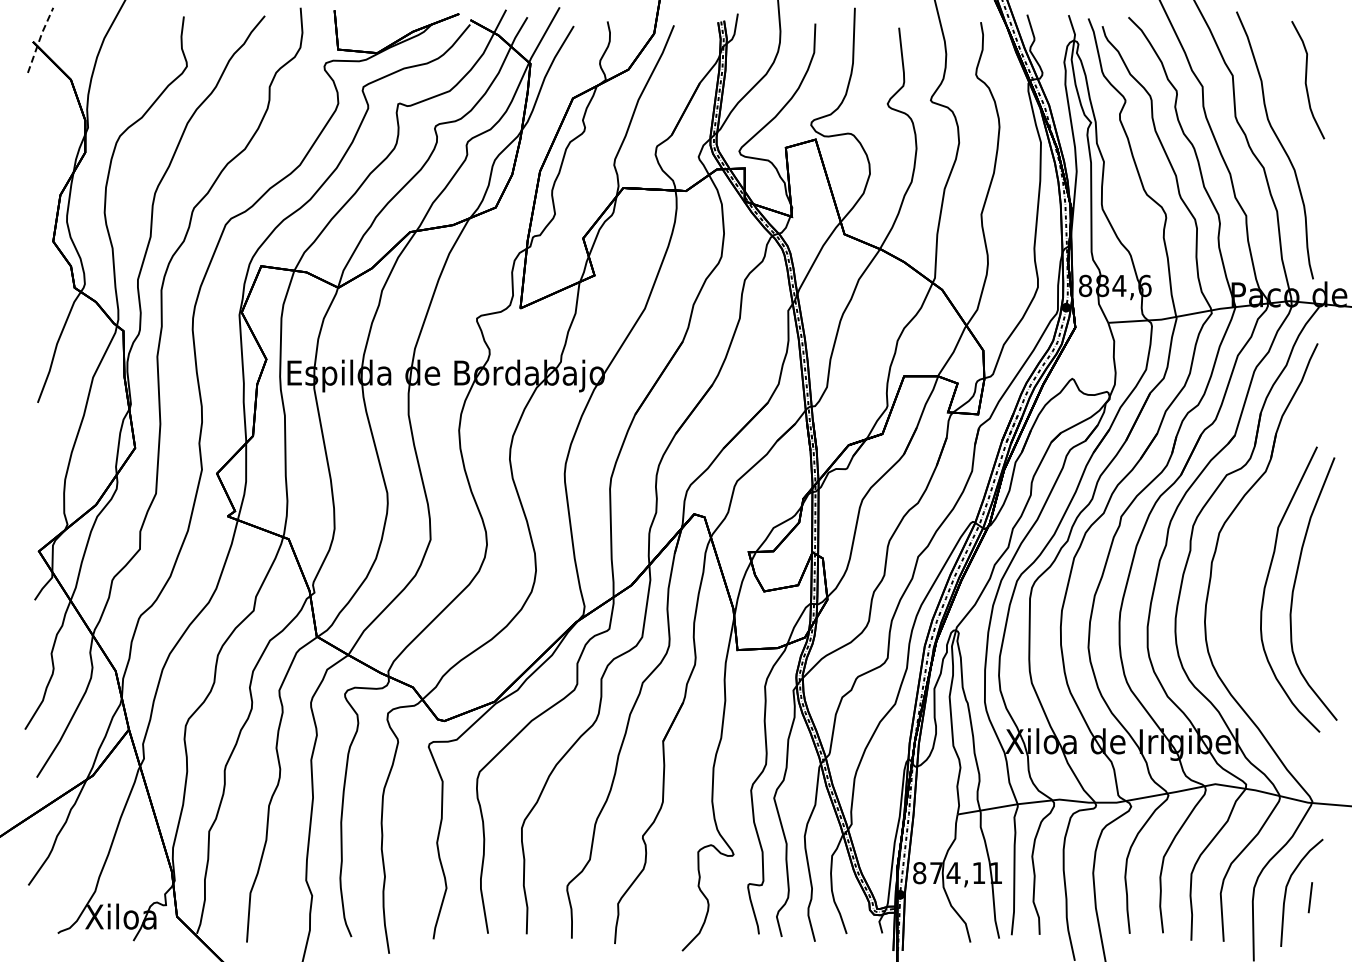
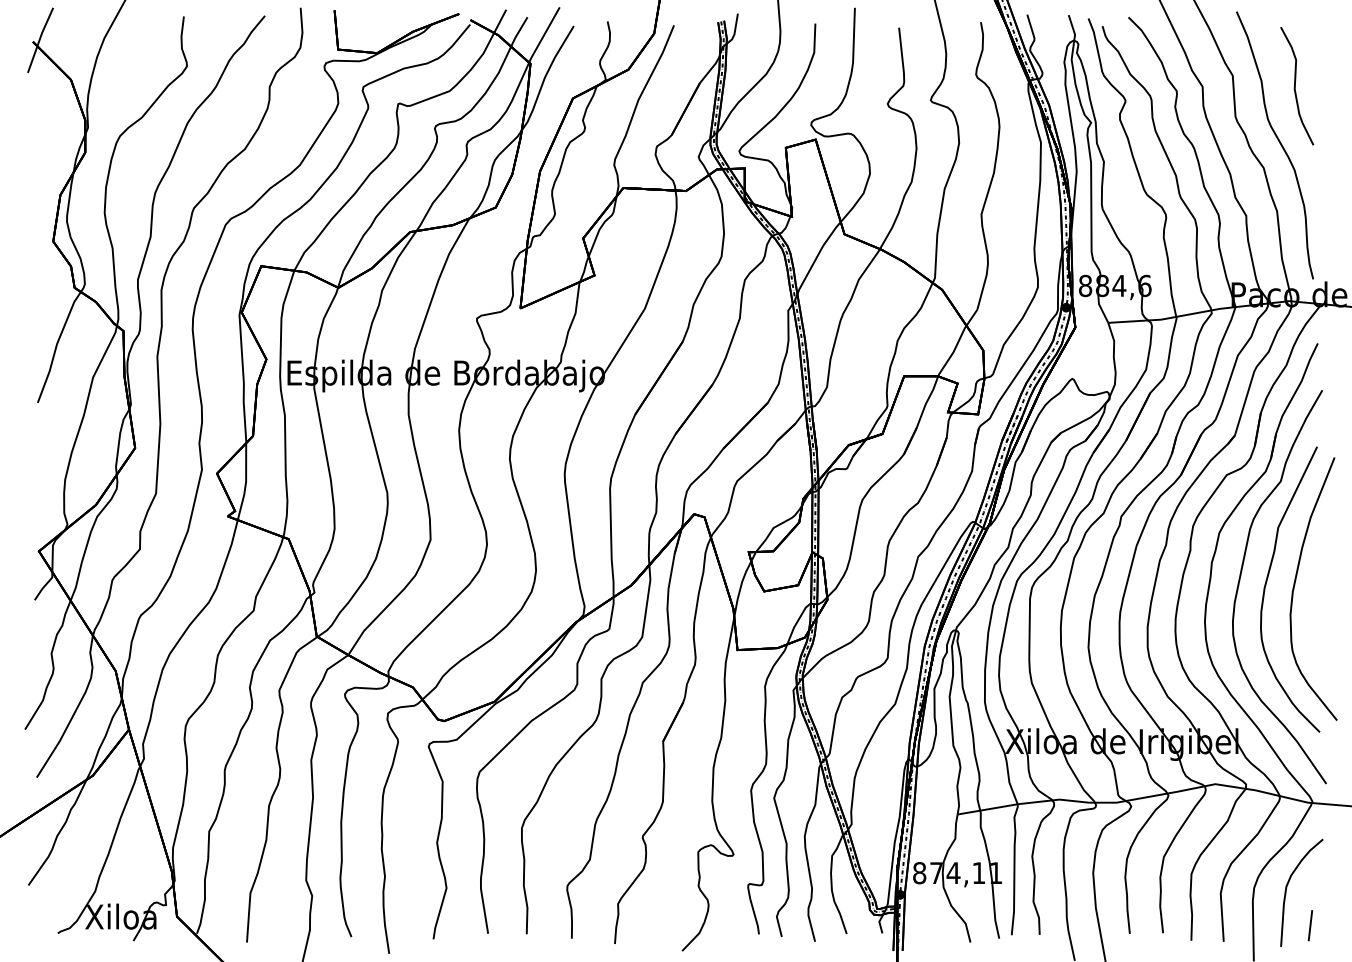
line: dashed -> solid (39, 39)
curve position: (1306, 80) -> (1295, 86) (1295, 86)
curve: none -> present (1240, 581)
line position: (1310, 897) -> (1310, 925) (1310, 925)
